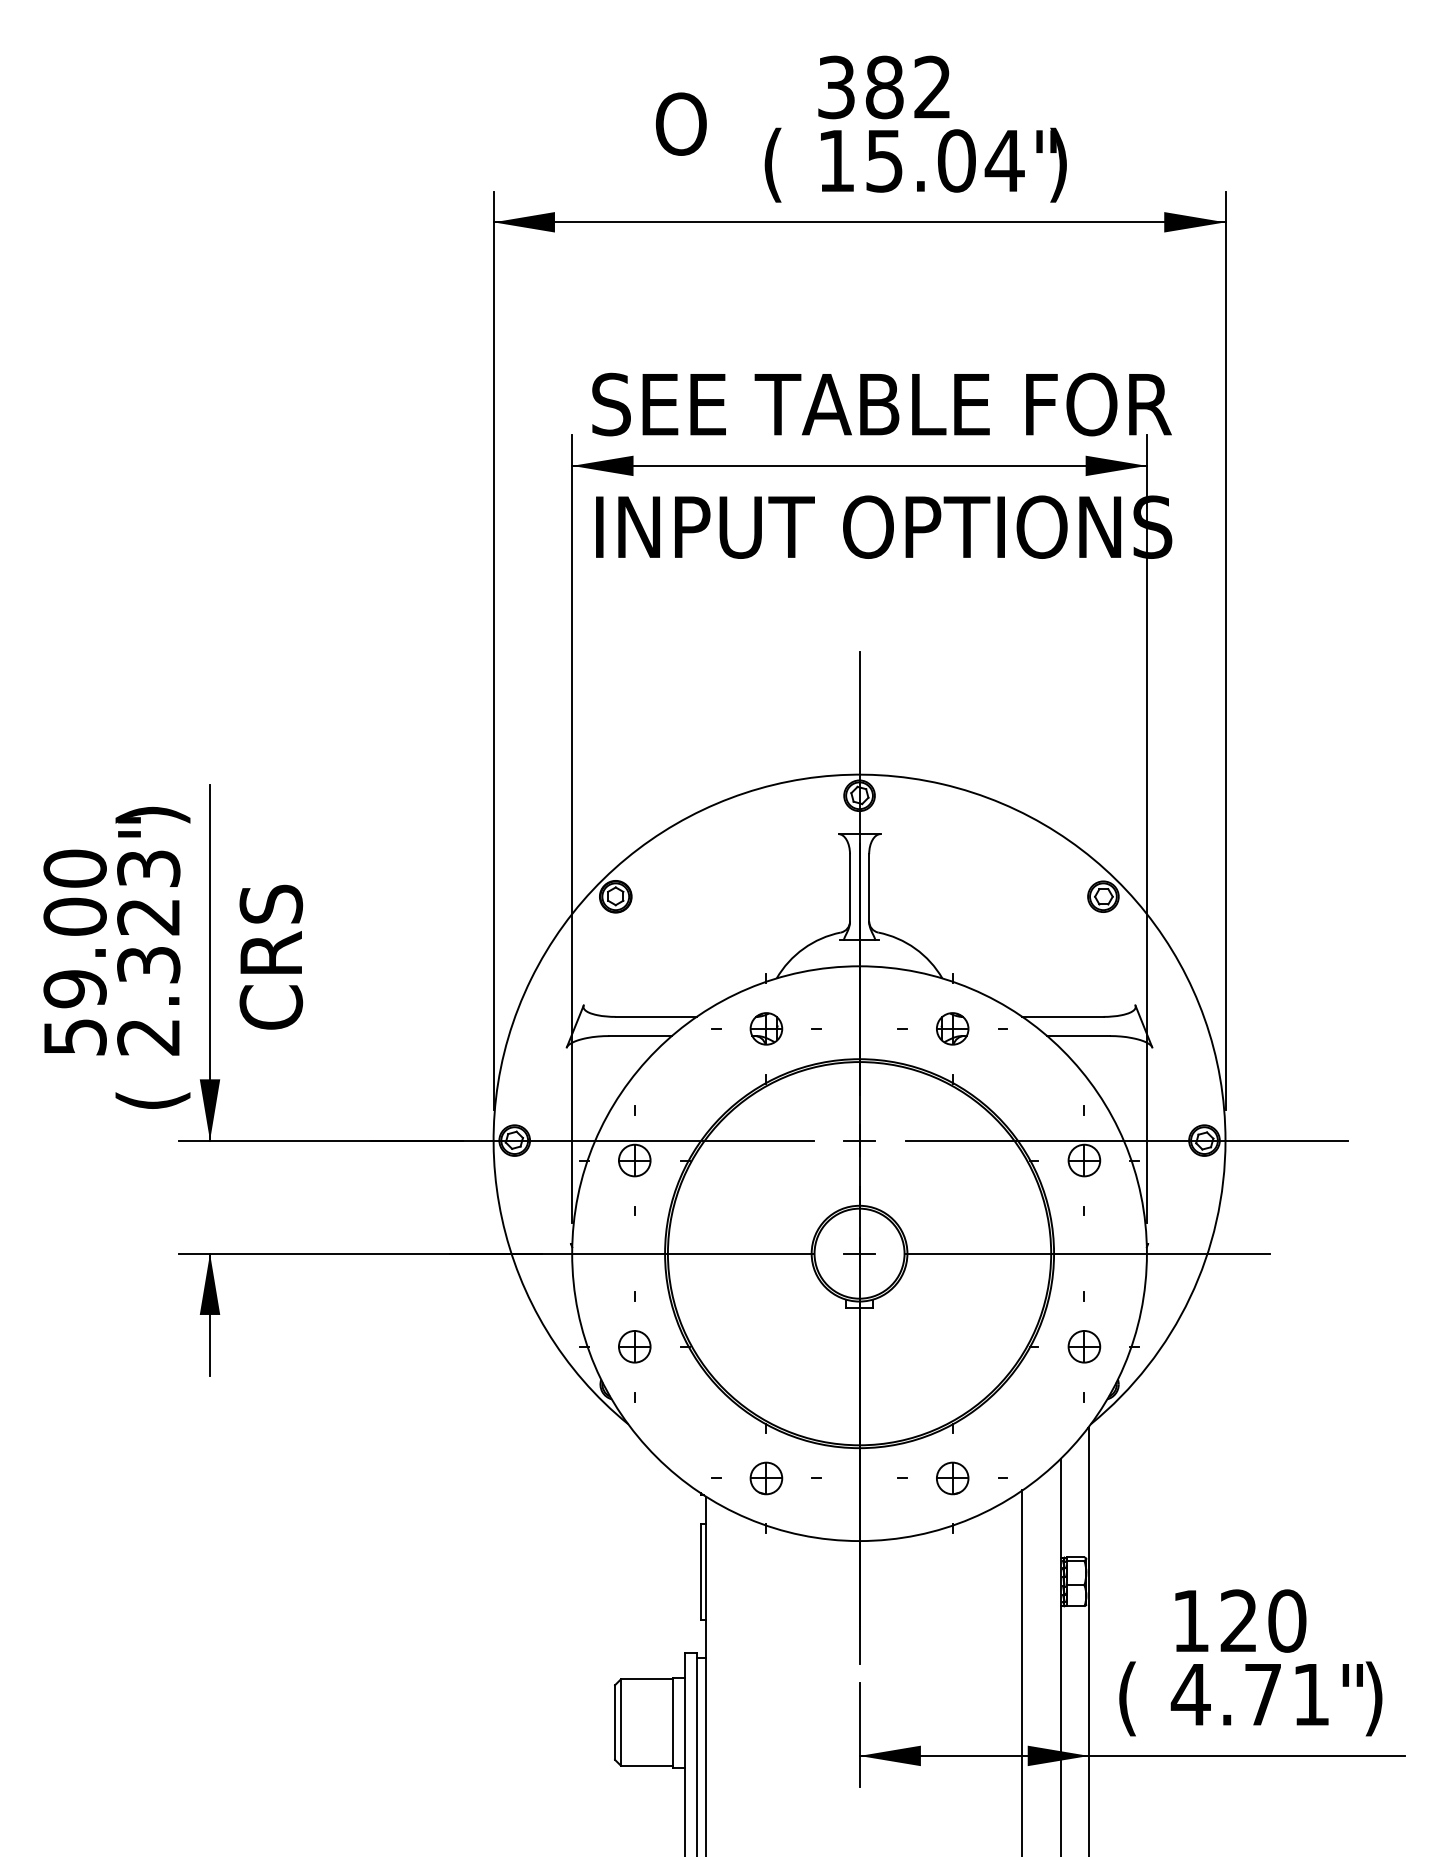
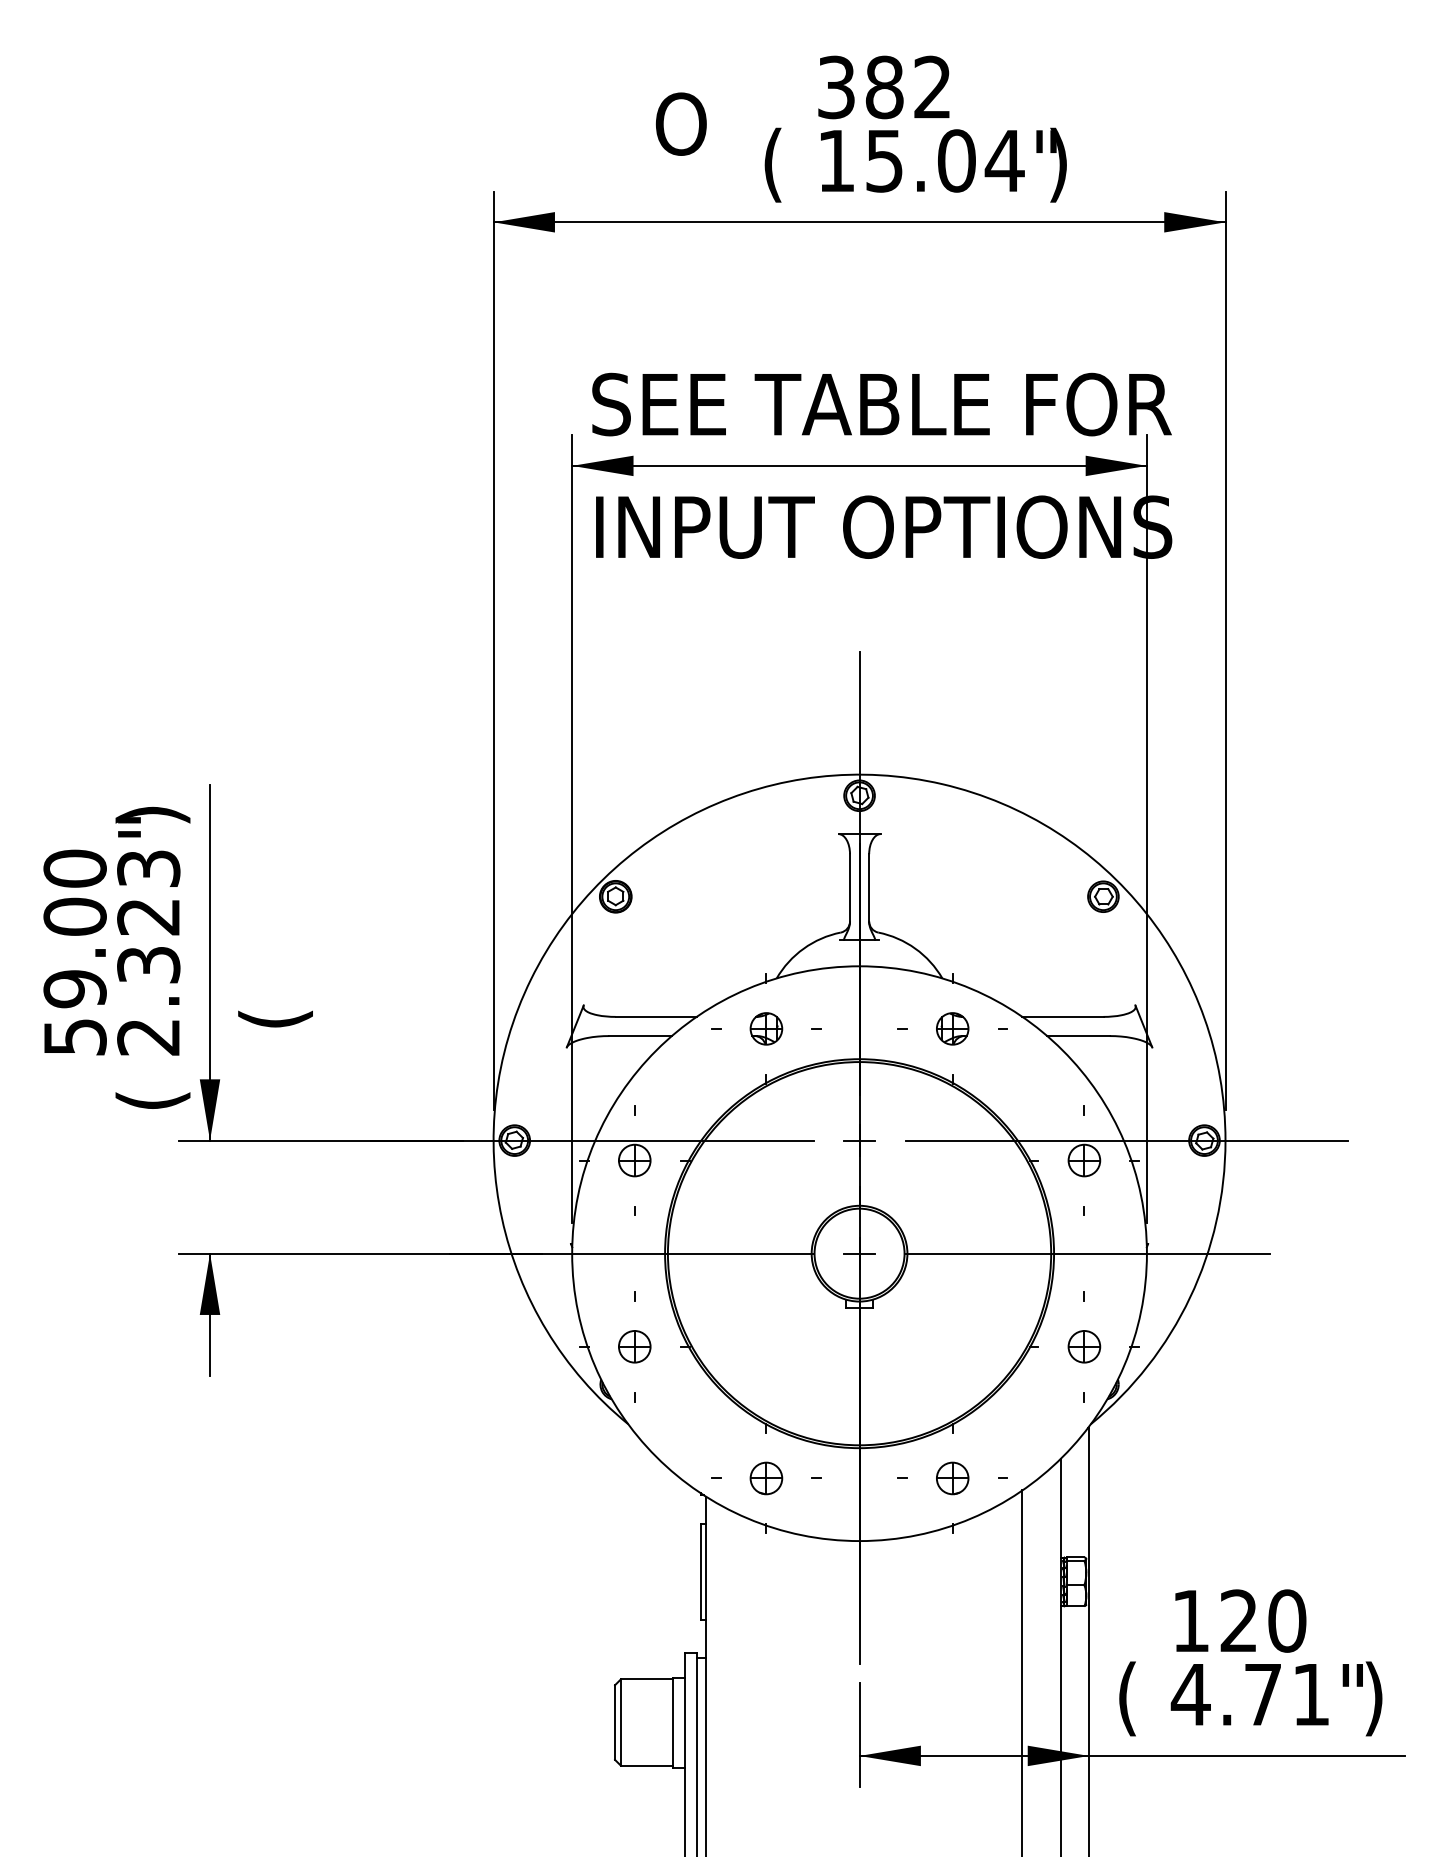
text: CRS -> ( (275, 956)
